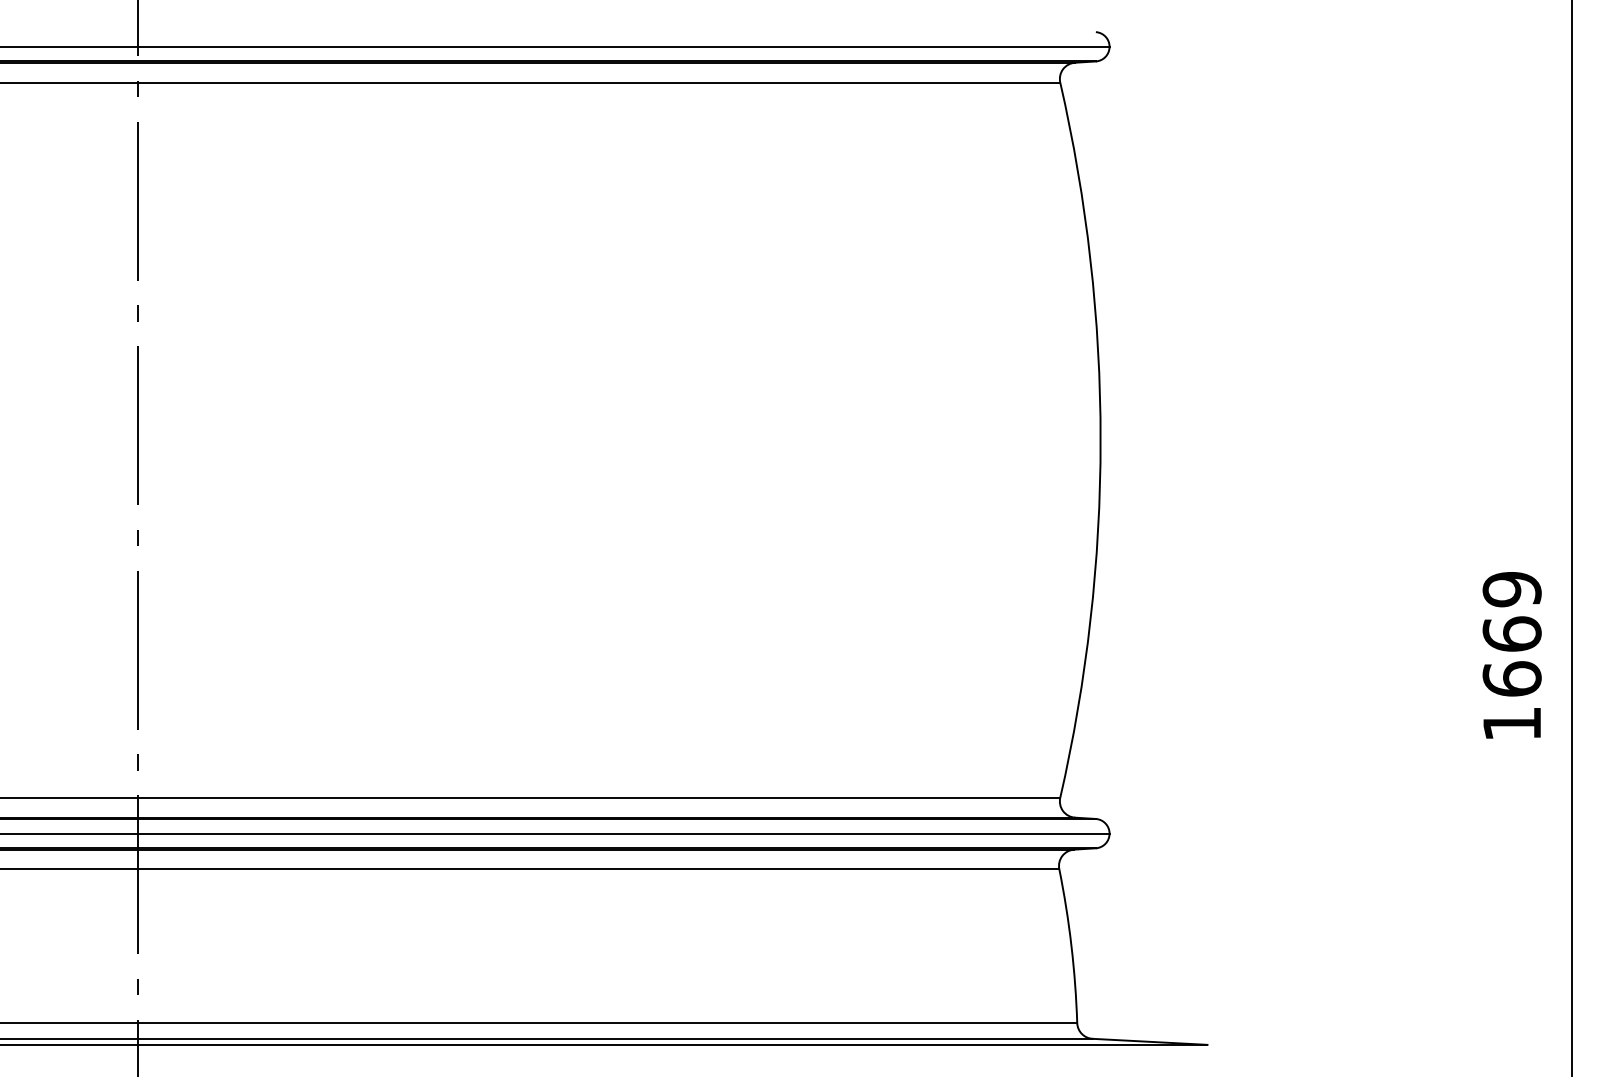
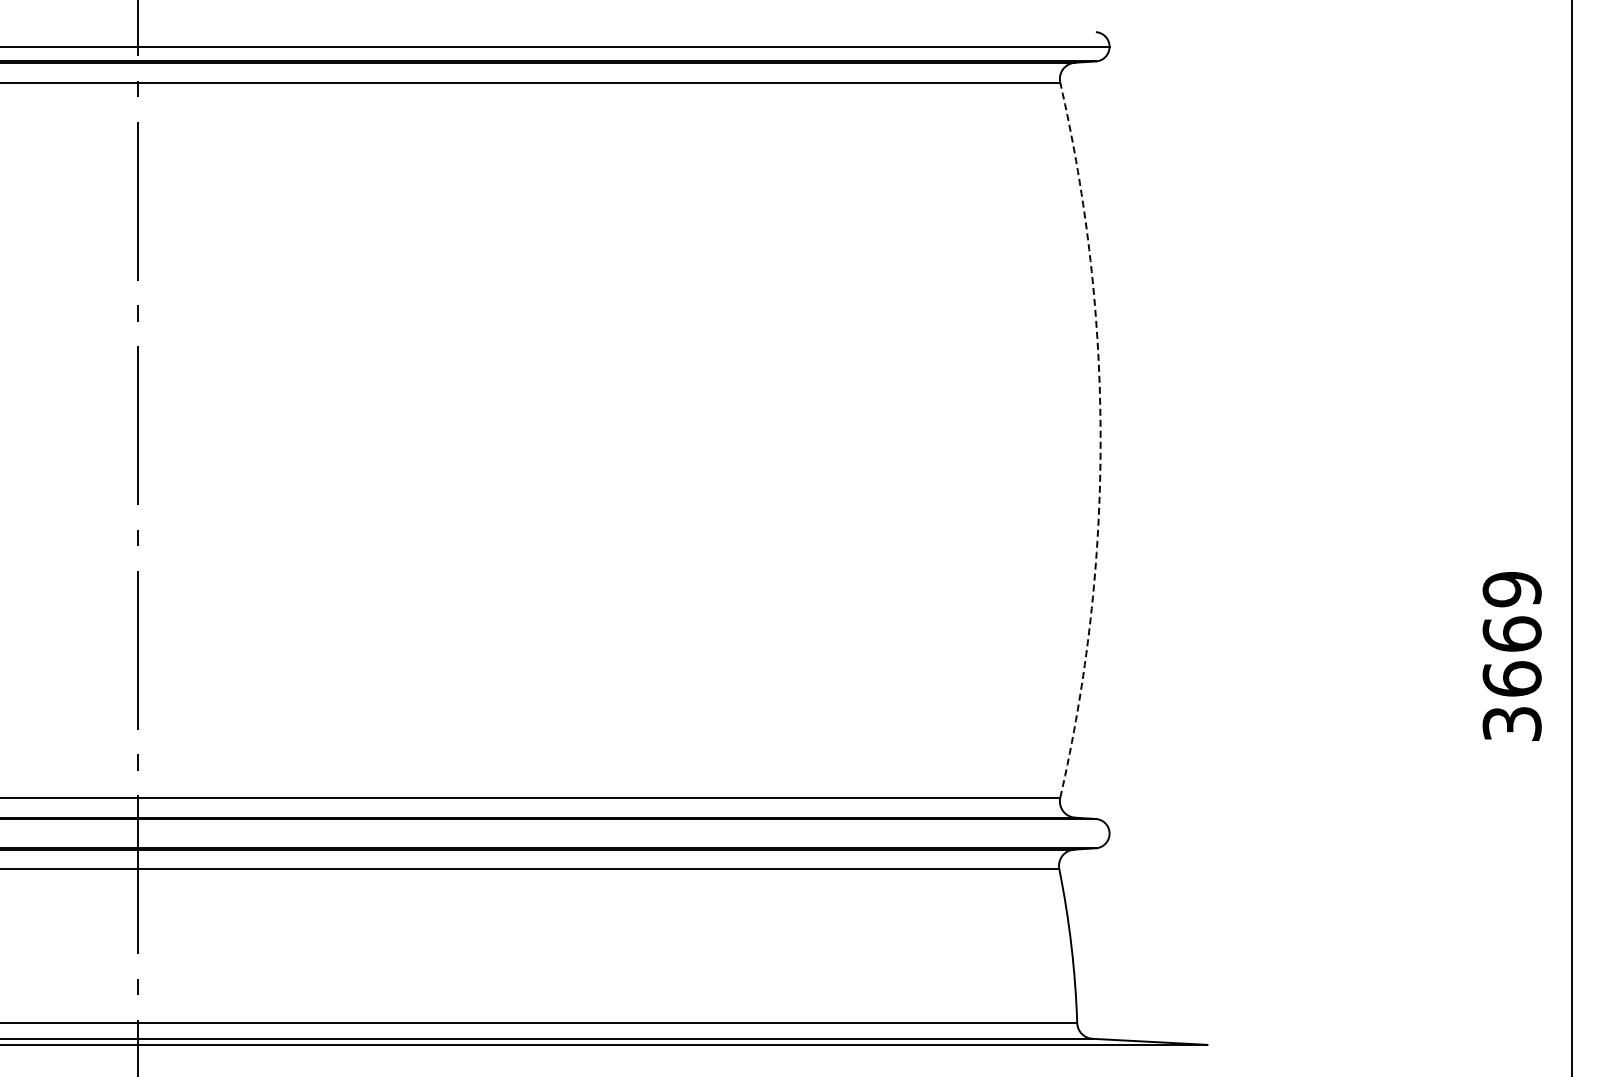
arc: solid -> dashed (1100, 440)
text: 1669 -> 3669 (1511, 723)
line: present -> none (555, 833)
